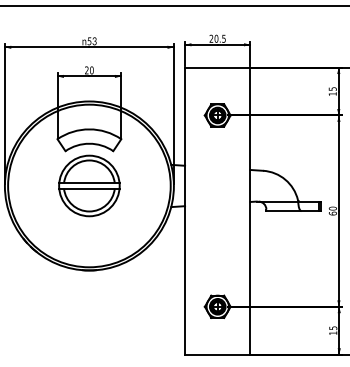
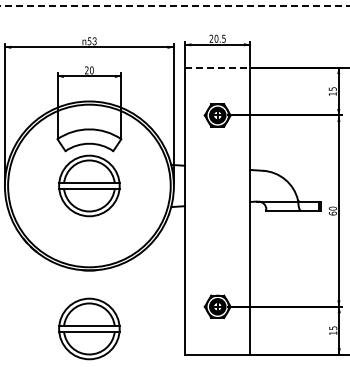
line: solid -> dashed (175, 5)
line: solid -> dashed (217, 67)
part: none -> present (89, 328)
